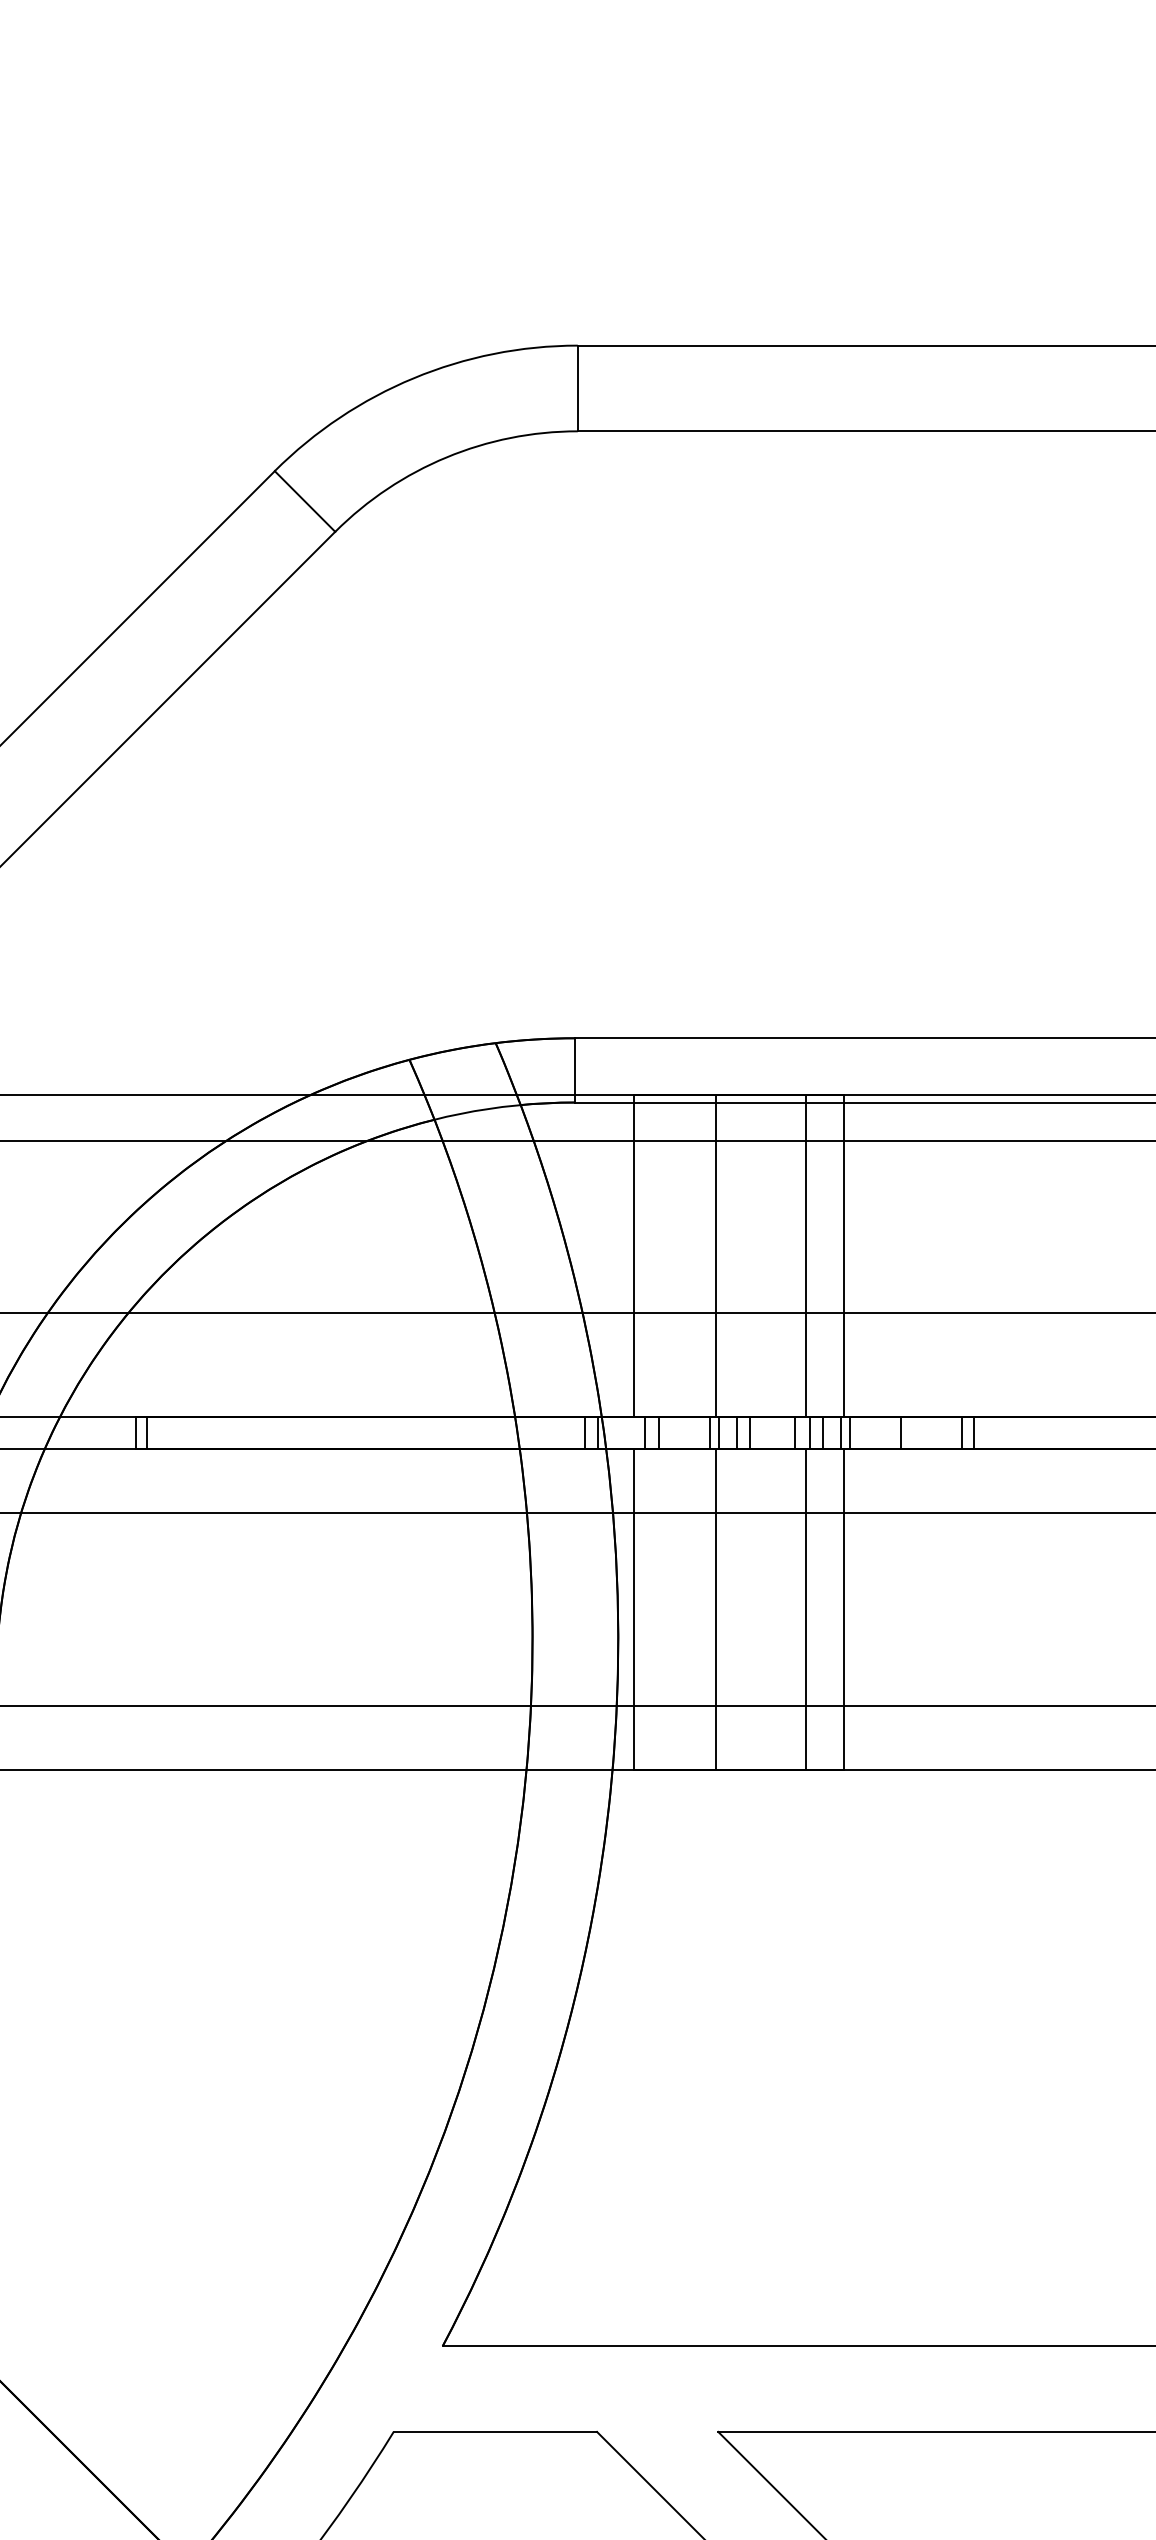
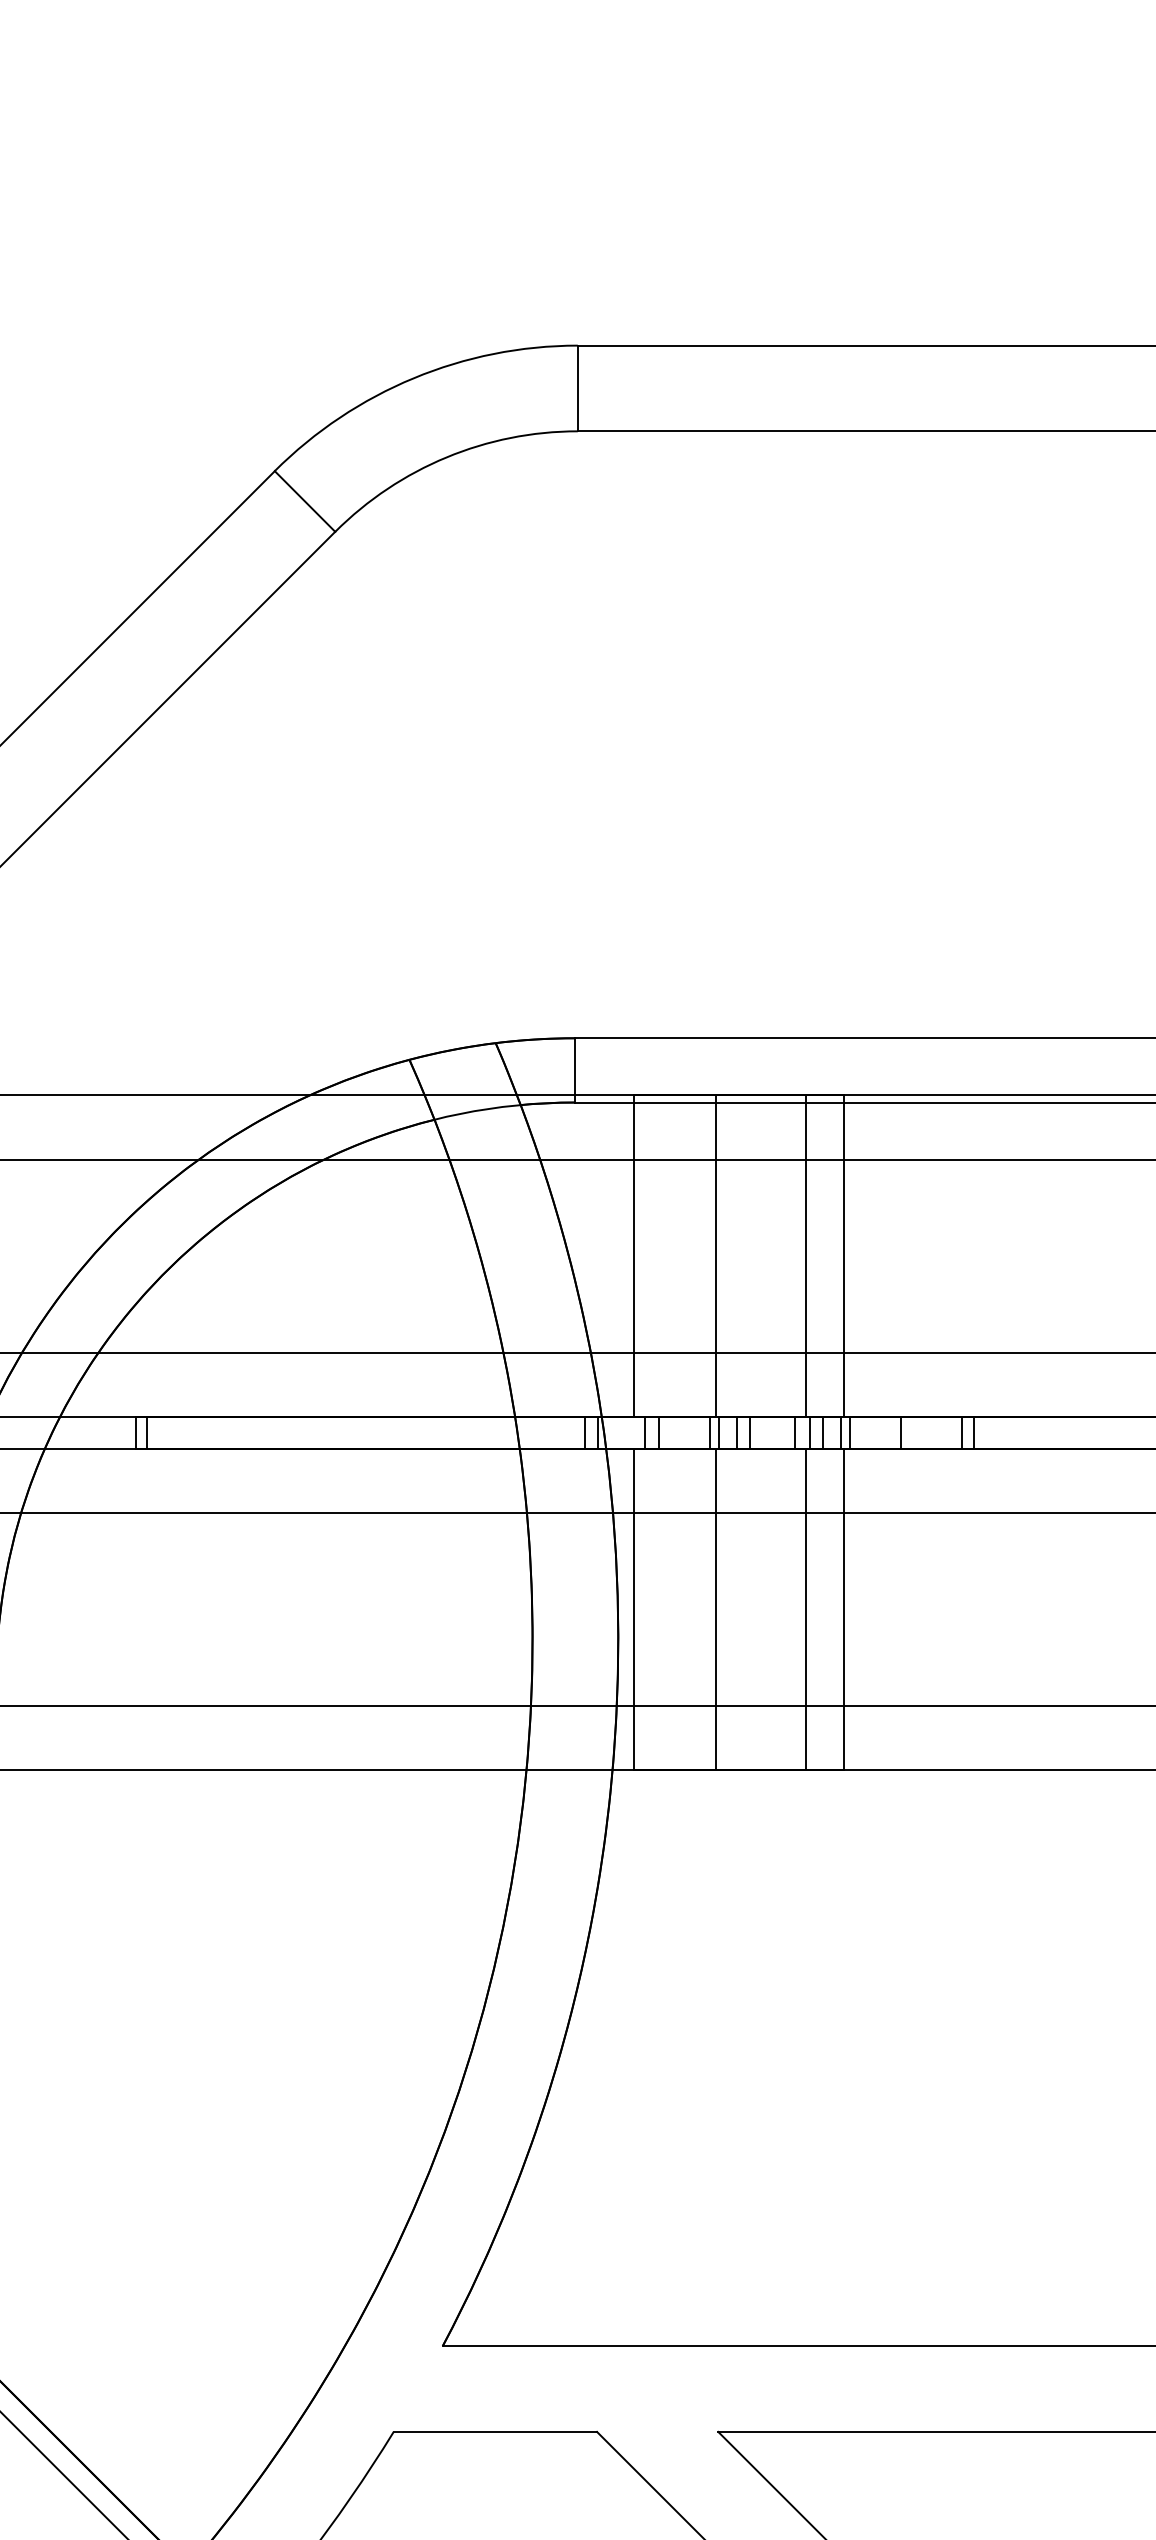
line position: (577, 1140) -> (577, 1159) (577, 1159)
line position: (577, 1312) -> (577, 1352) (577, 1352)
line: none -> present (63, 2474)
